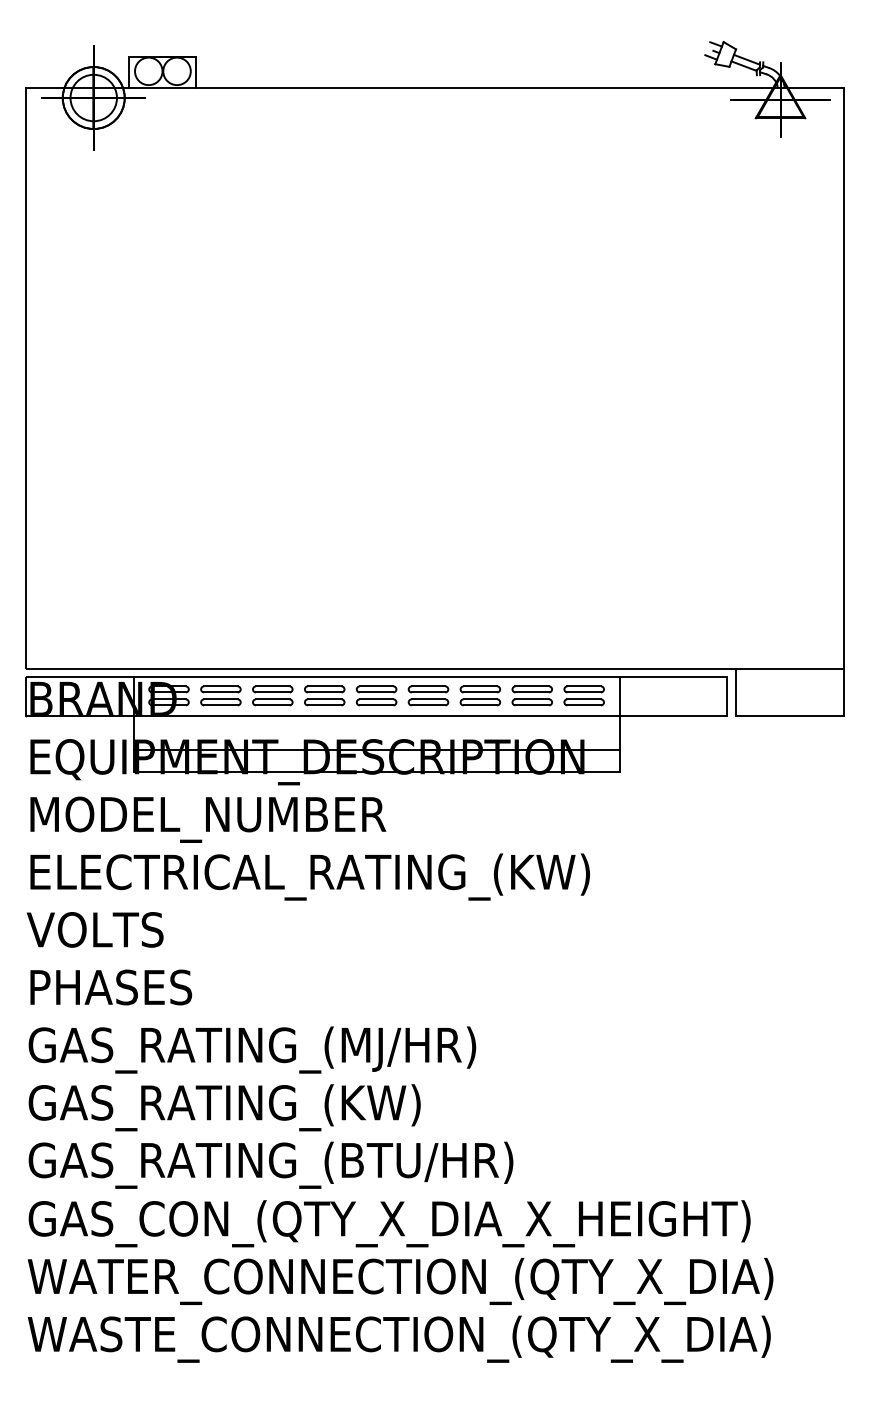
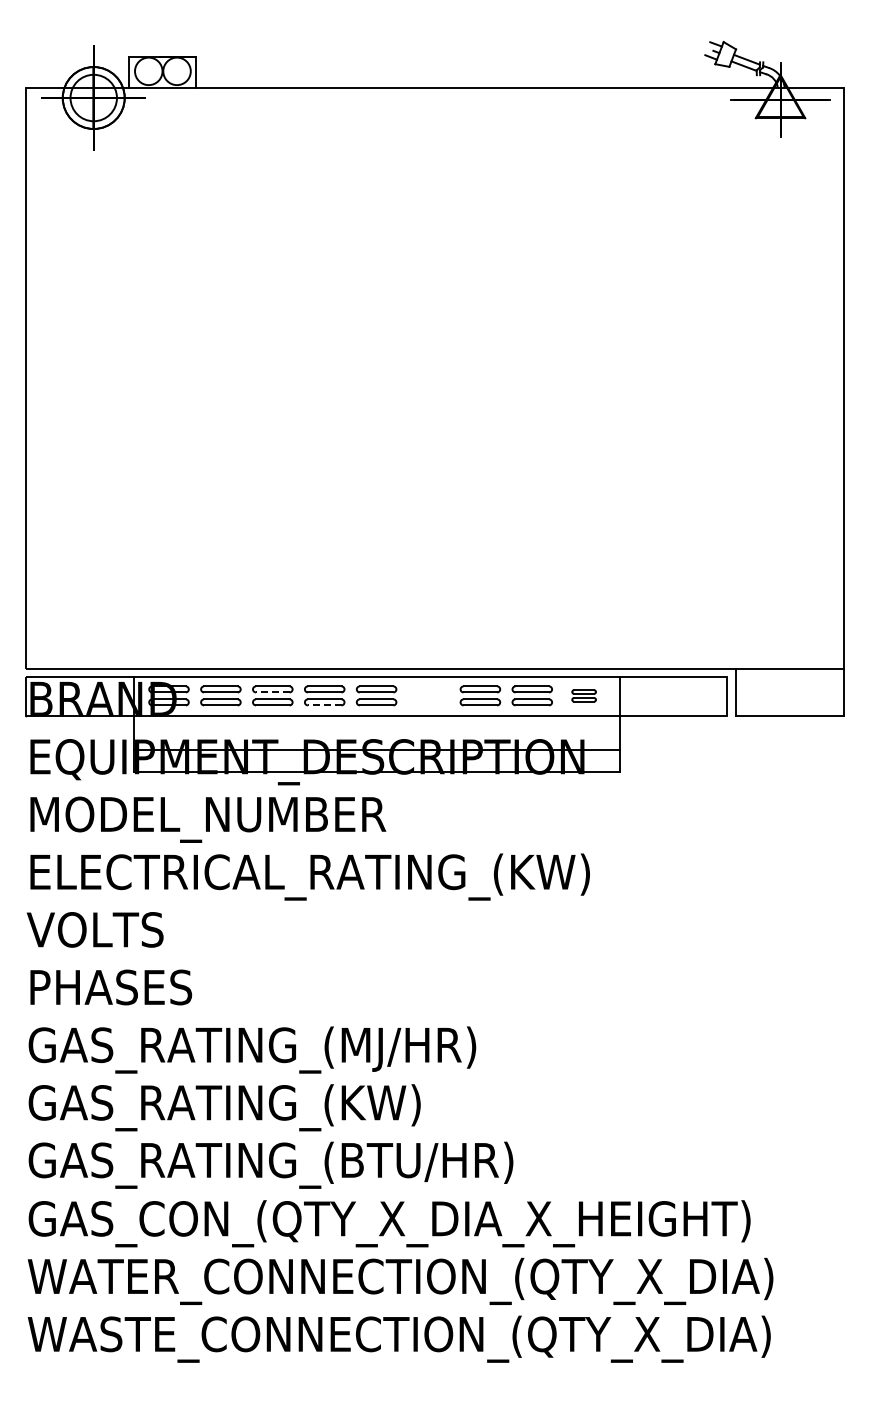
line: solid -> dashed (272, 692)
part: present -> none (428, 695)
part size: 42x22 px -> 26x14 px (583, 695)
line: solid -> dashed (324, 705)
